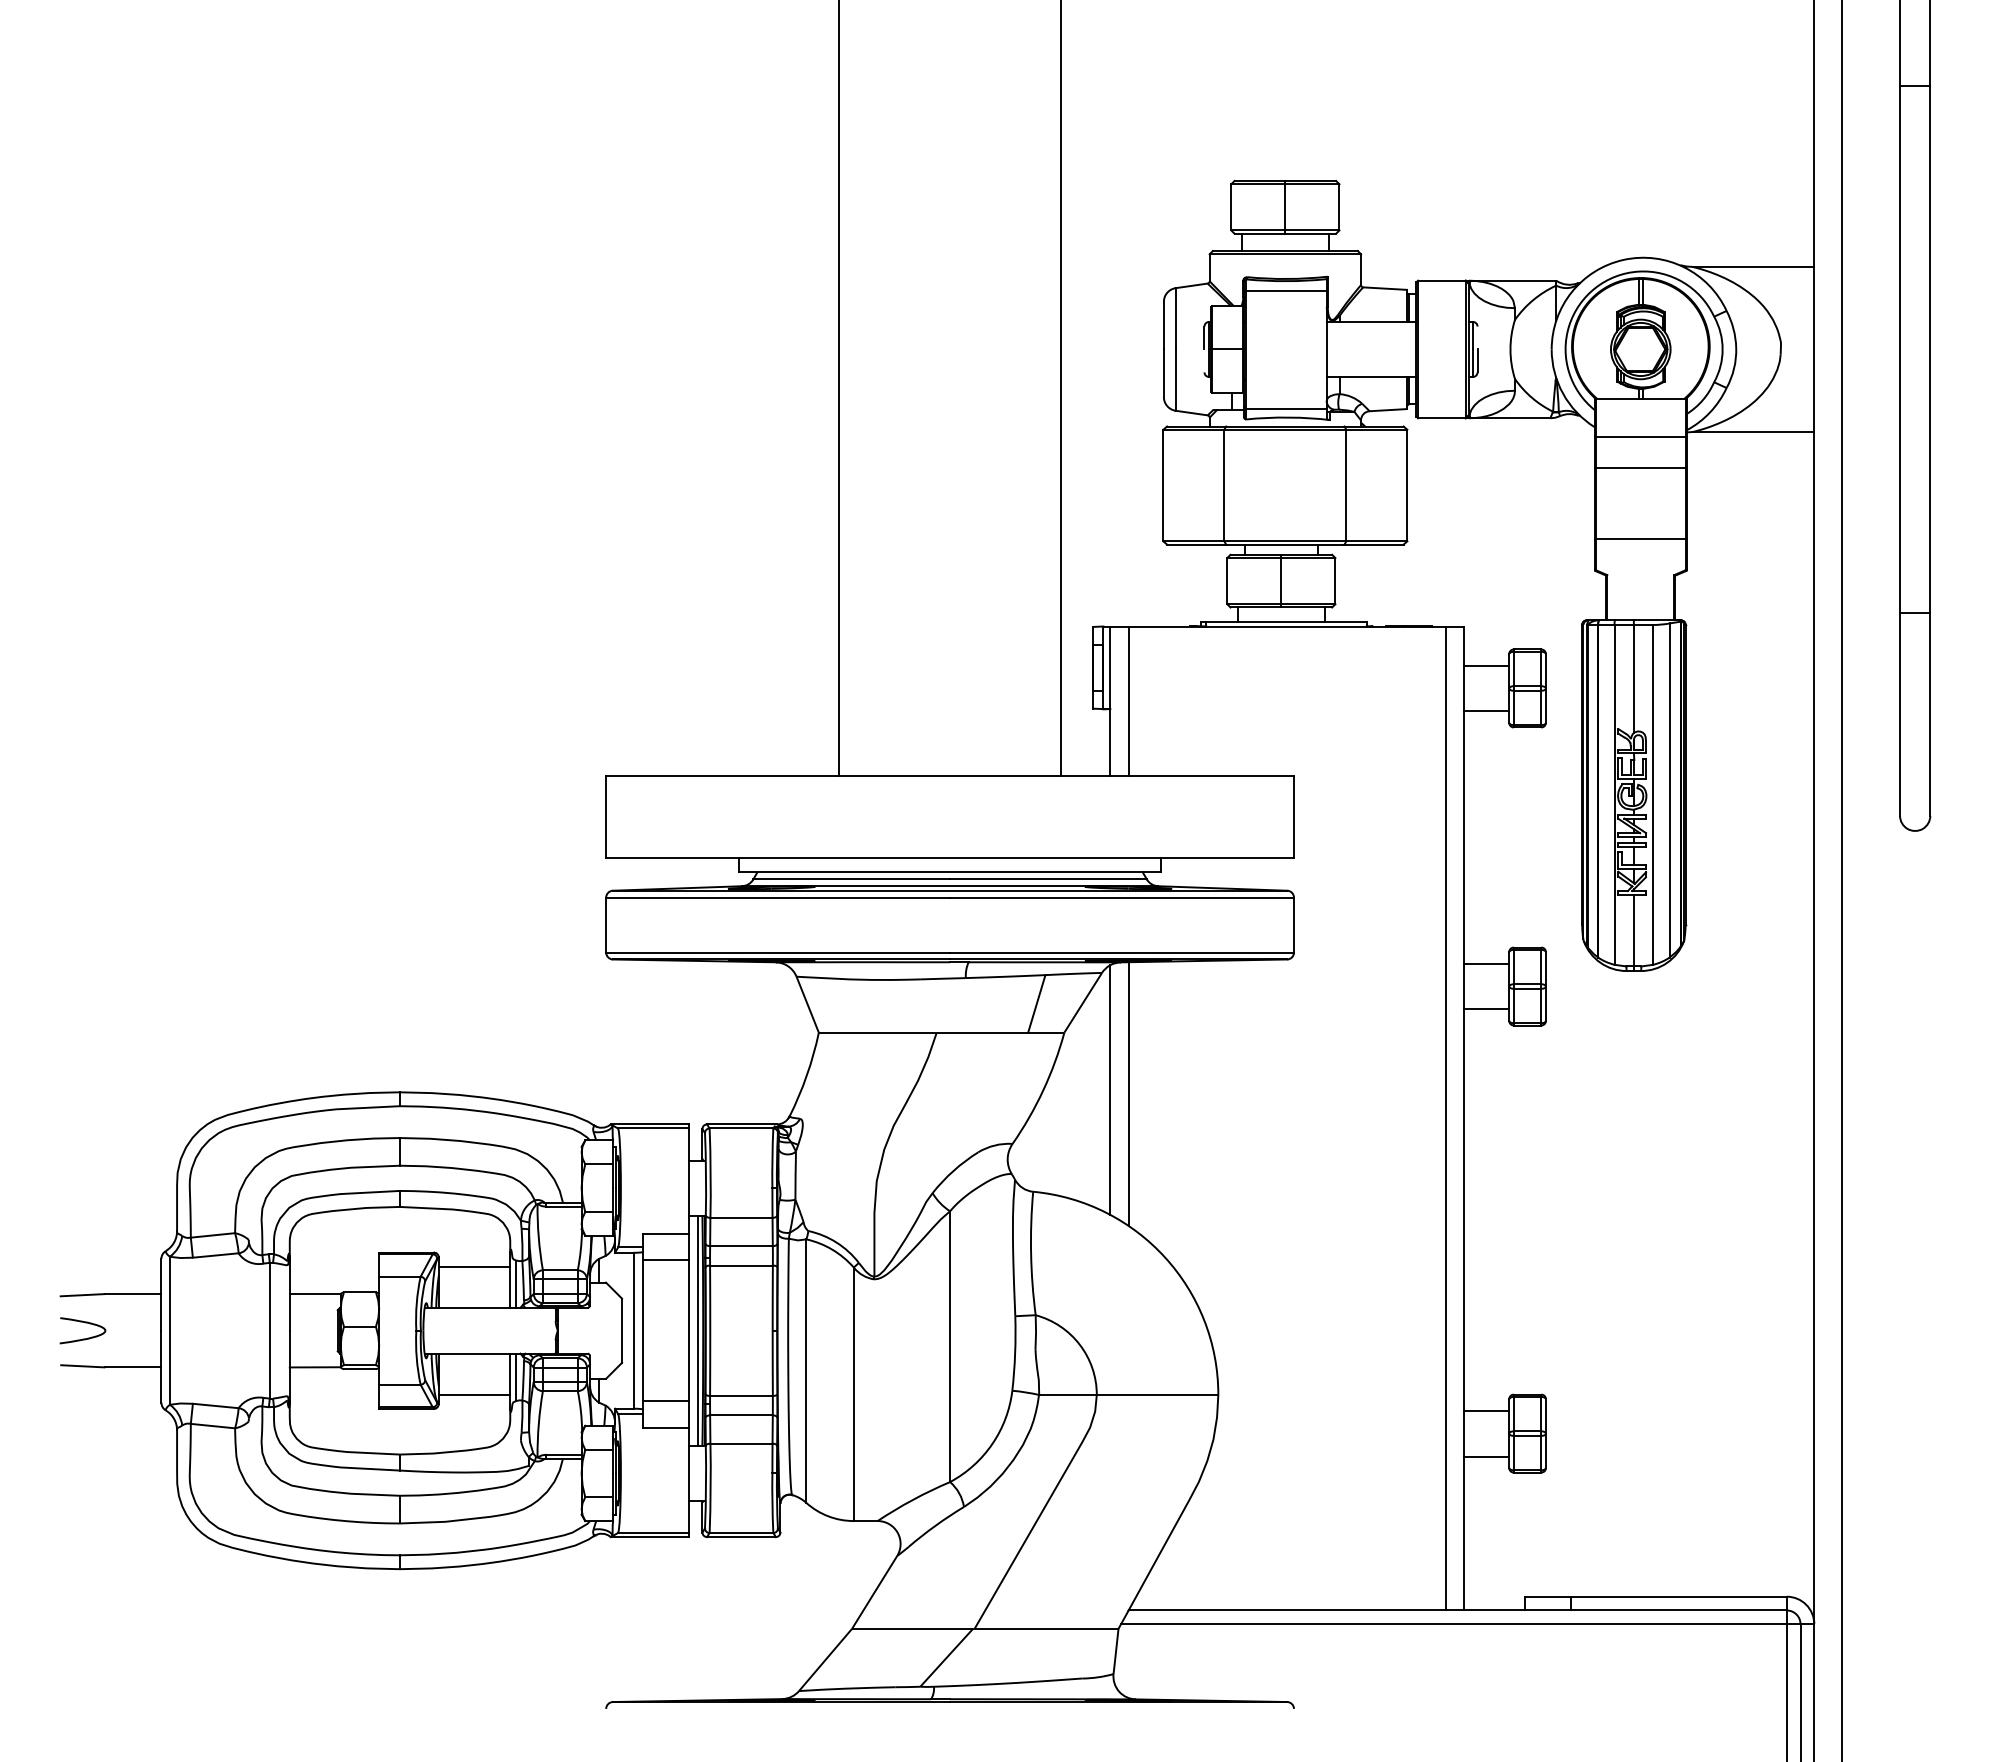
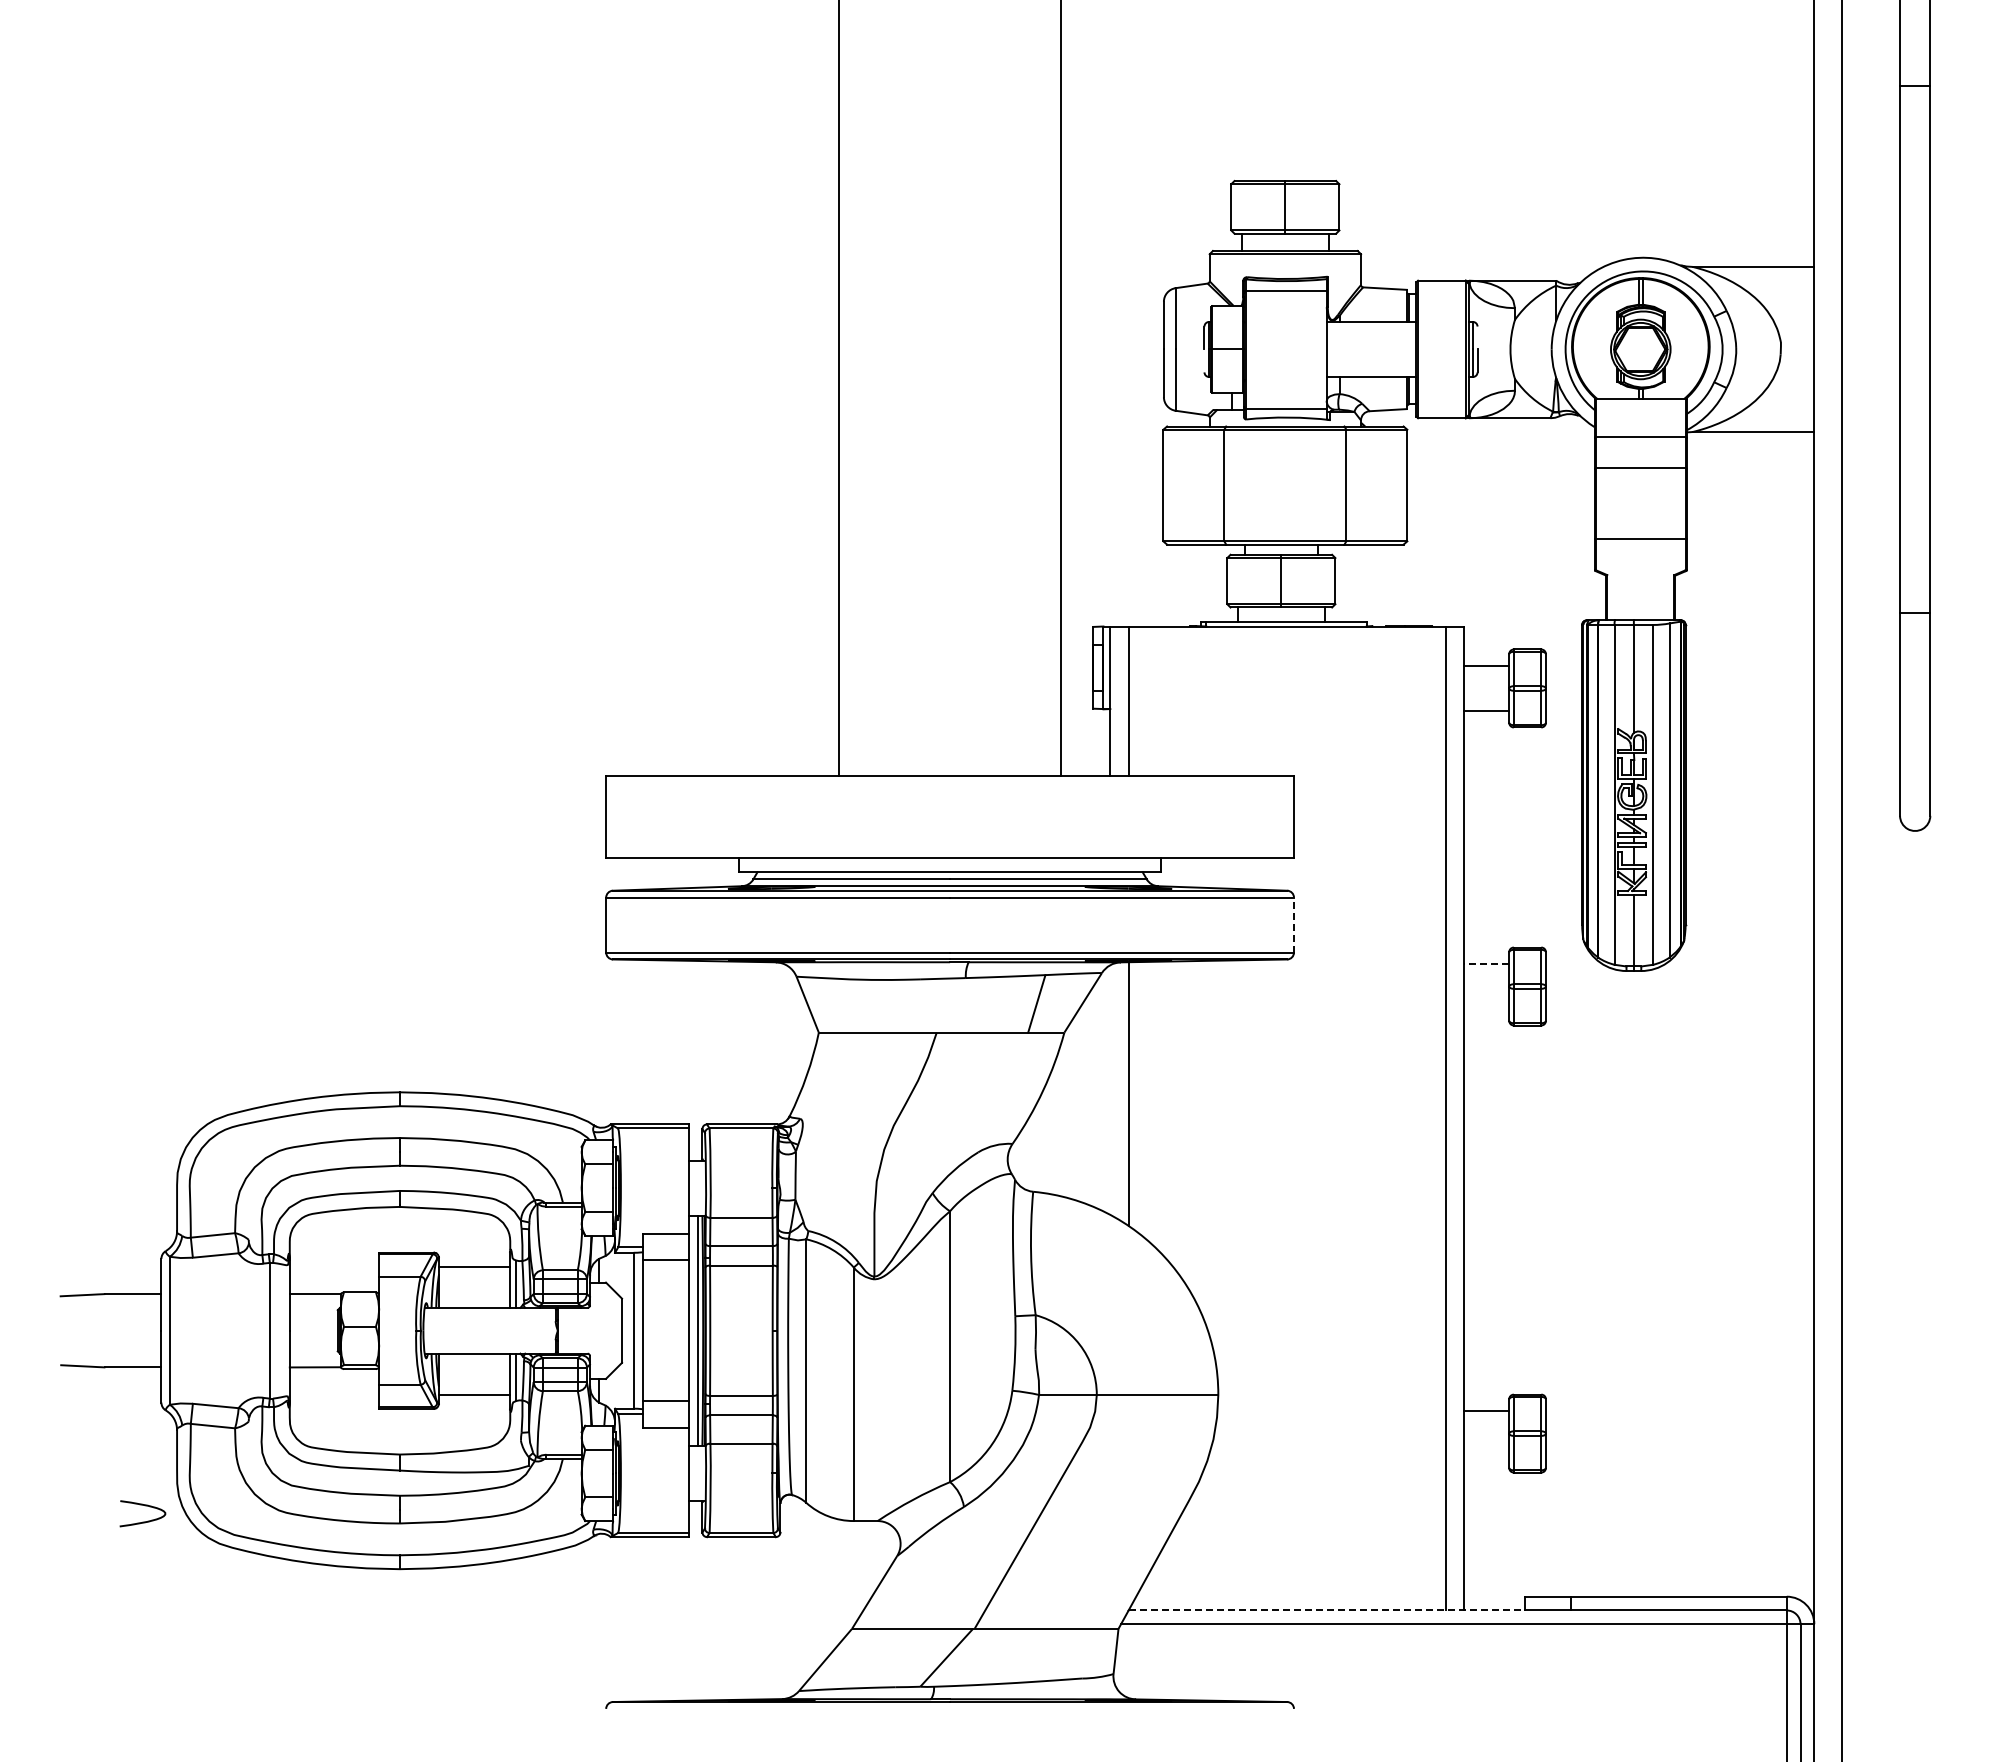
line: solid -> dashed (1293, 924)
line: solid -> dashed (1486, 963)
line: present -> none (1486, 1009)
line: present -> none (1110, 1089)
curve position: (85, 1323) -> (145, 1506) (145, 1506)
line: present -> none (1486, 1456)
line: solid -> dashed (1327, 1610)
